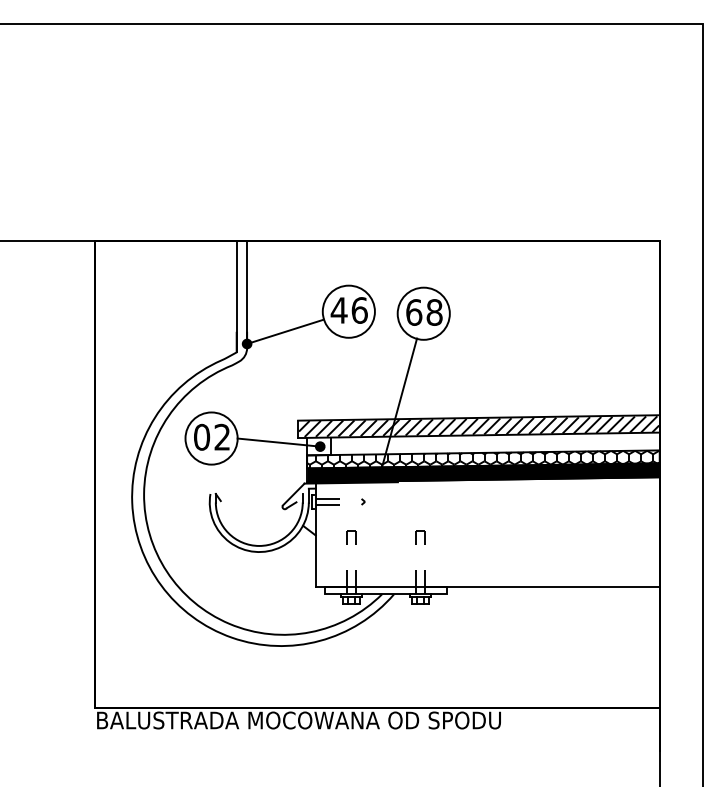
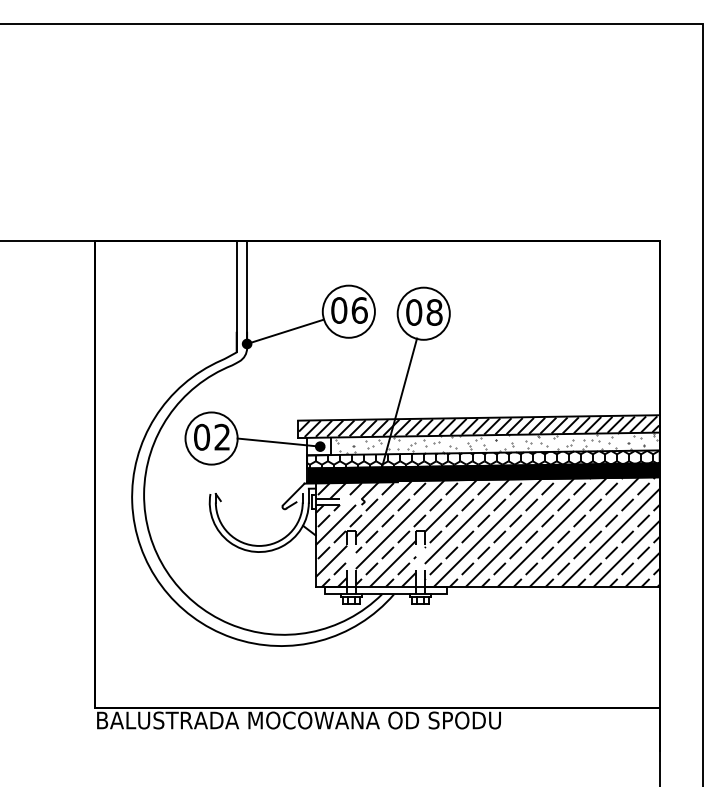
text: 46 -> 06 (338, 310)
text: 68 -> 08 (414, 312)
hatch: none -> present (496, 443)
hatch: none -> present (487, 532)
